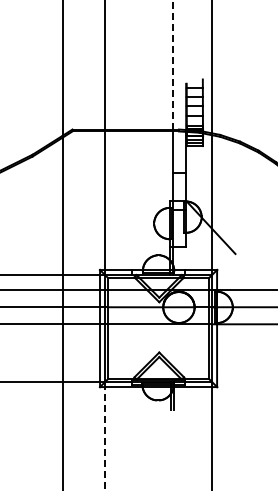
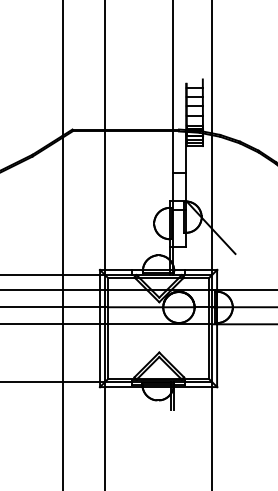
line: dashed -> solid (173, 64)
line: dashed -> solid (105, 438)
